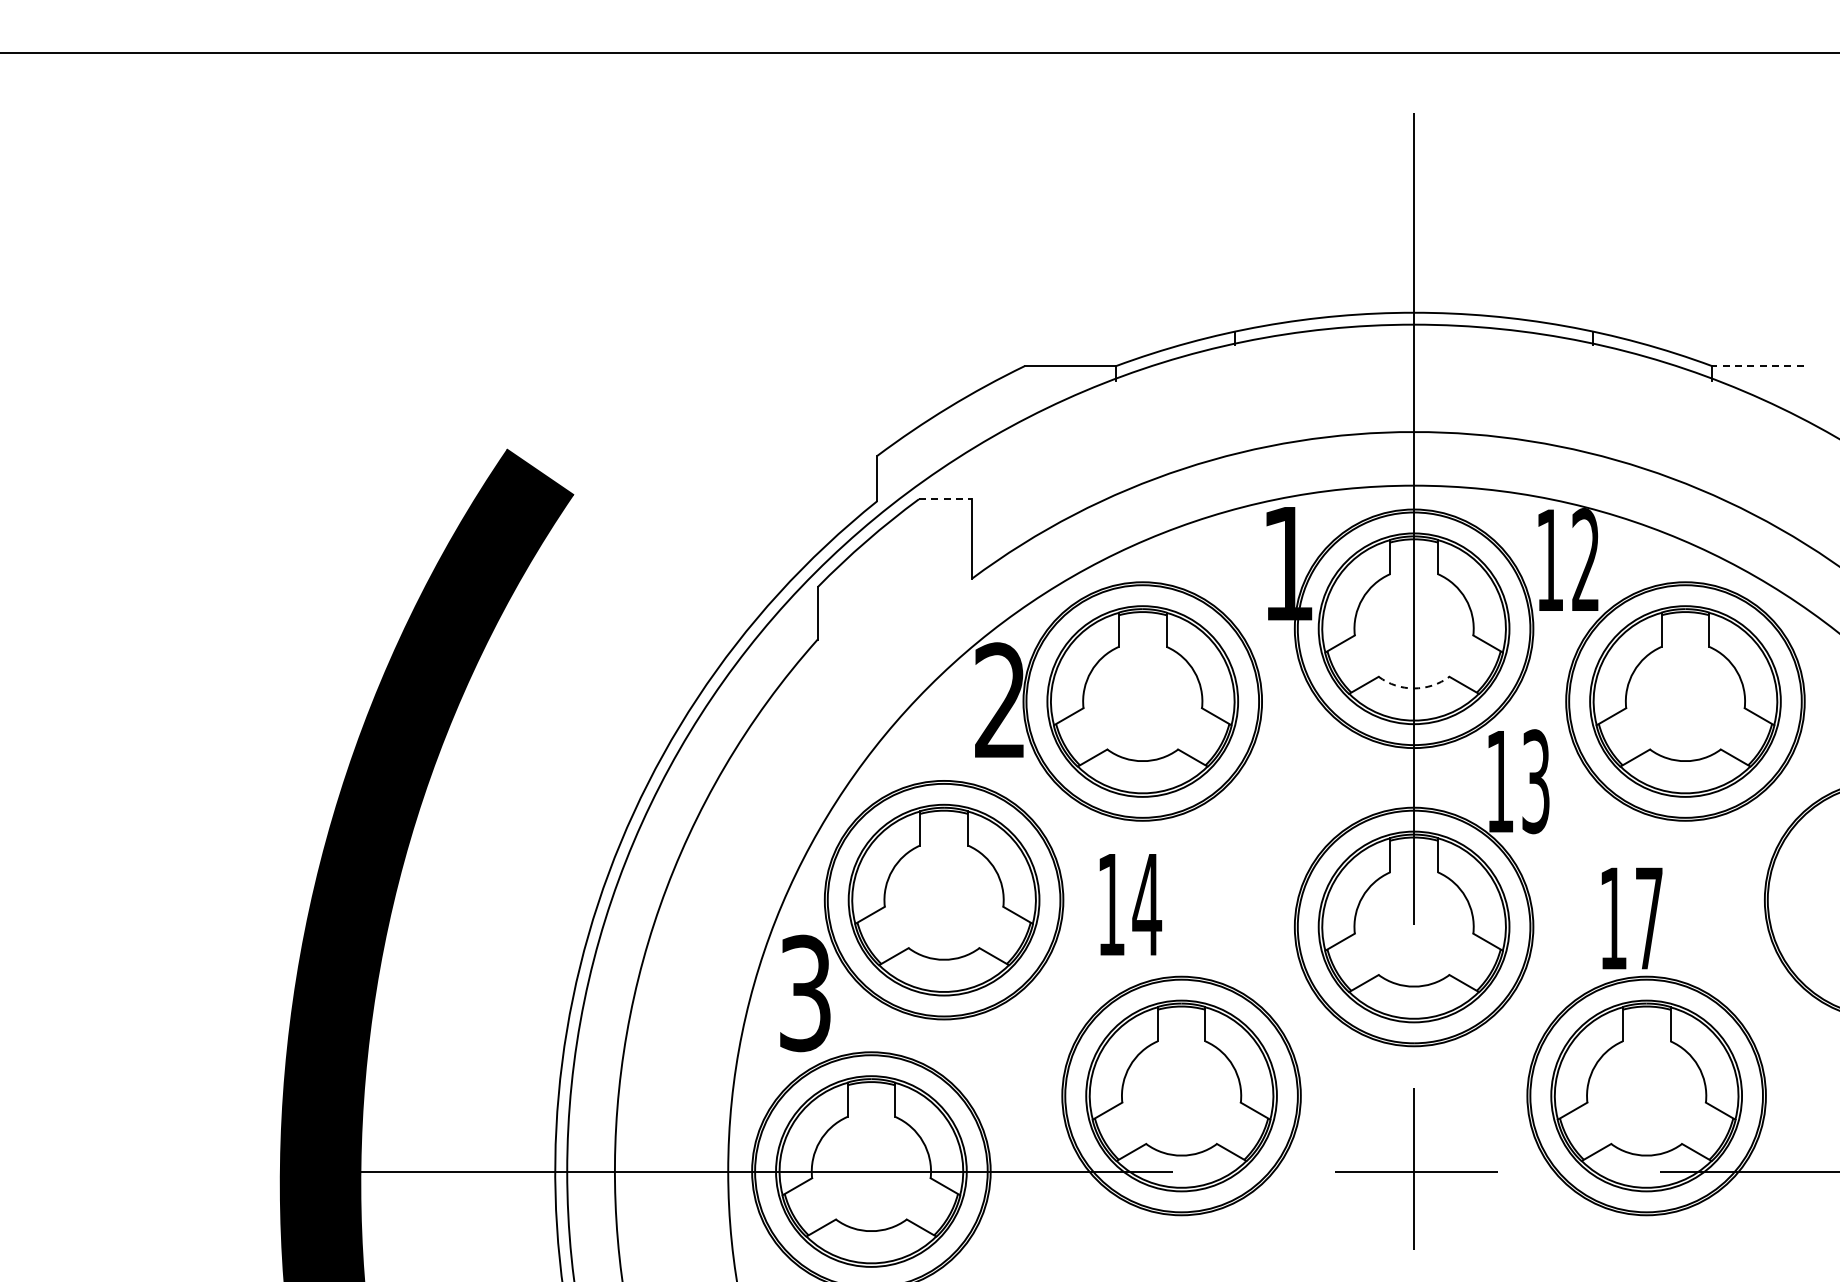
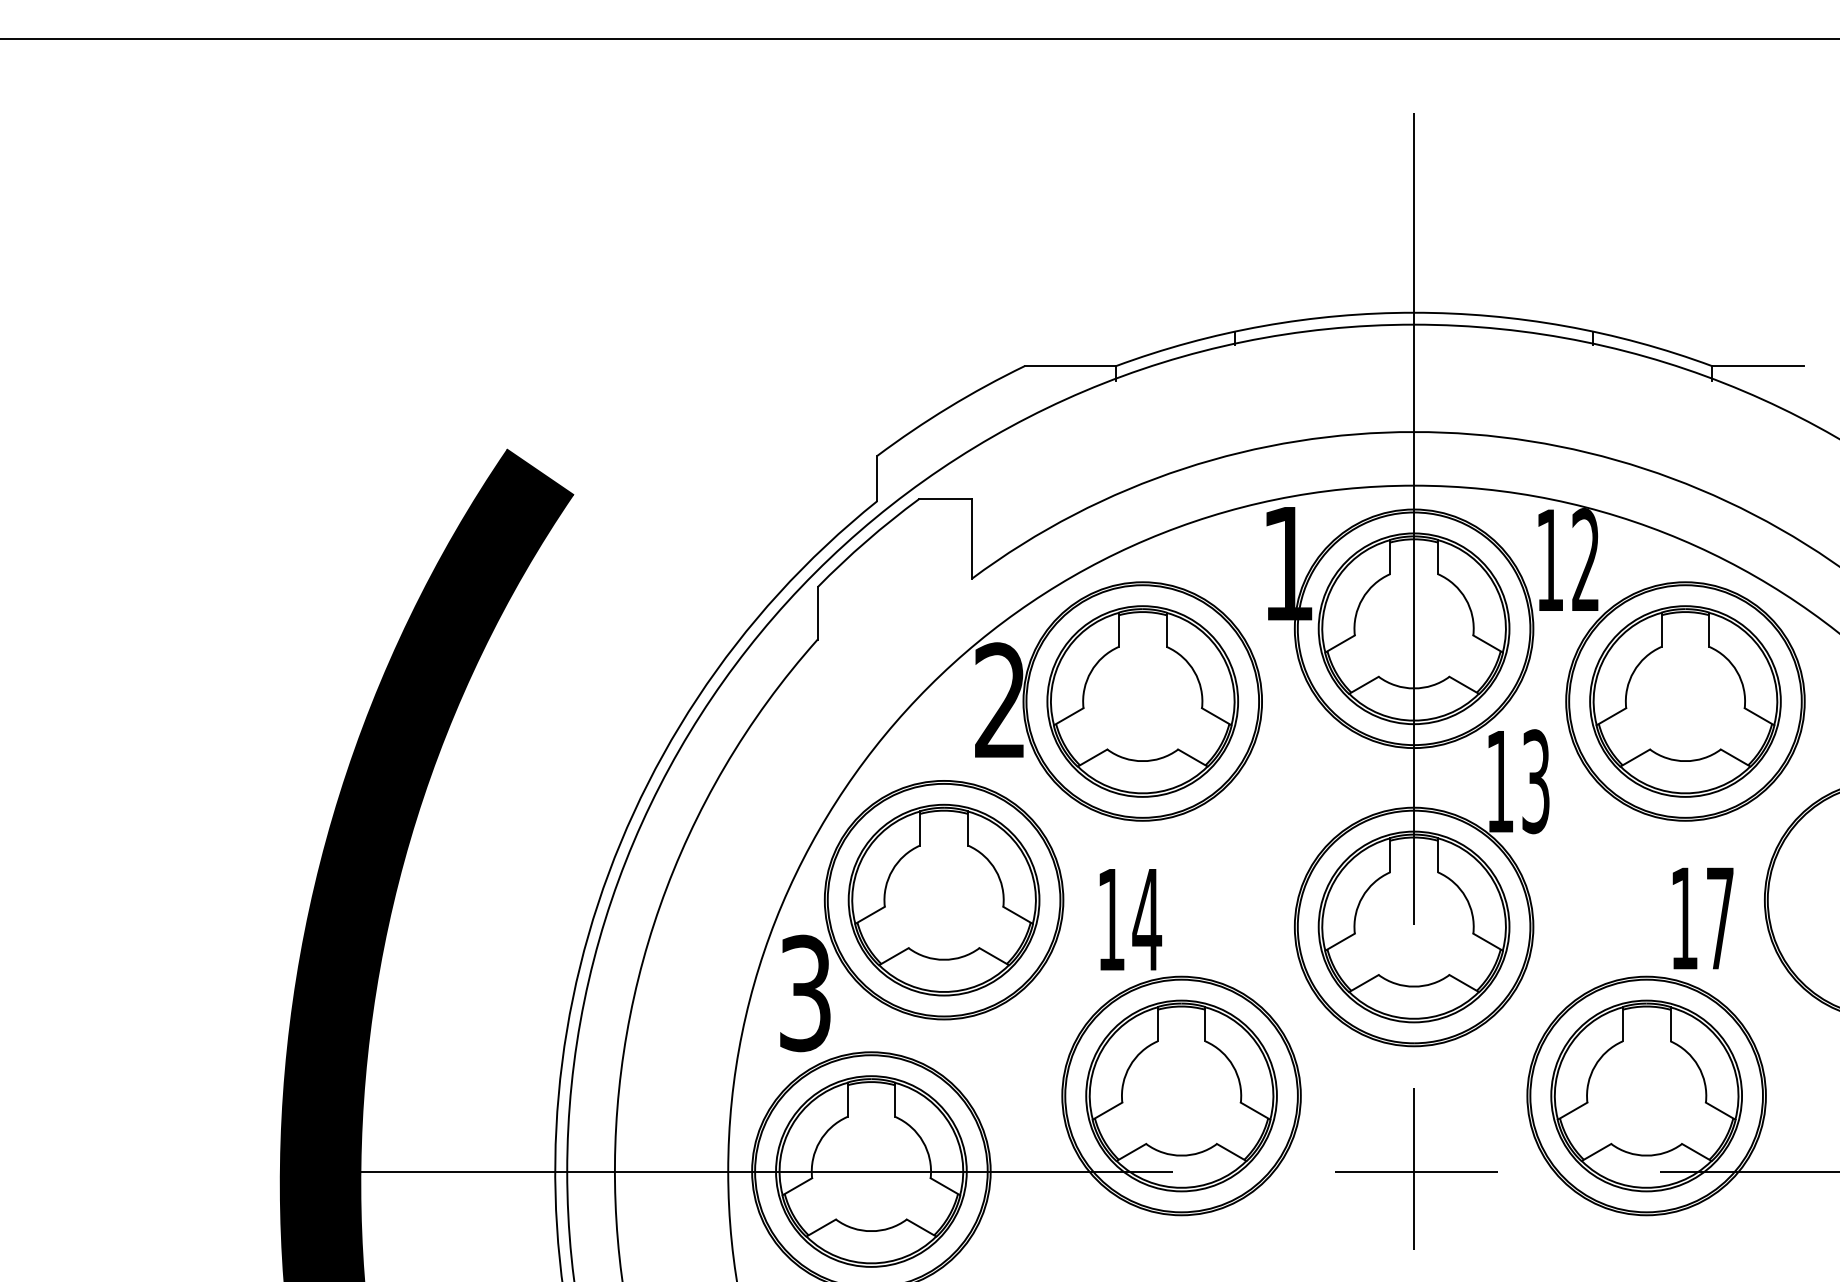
line position: (919, 52) -> (919, 38) (919, 38)
line: dashed -> solid (1757, 366)
line: dashed -> solid (945, 499)
arc: dashed -> solid (1414, 688)
text position: (1130, 904) -> (1130, 919) (1130, 919)
text position: (1631, 918) -> (1702, 918) (1702, 918)
